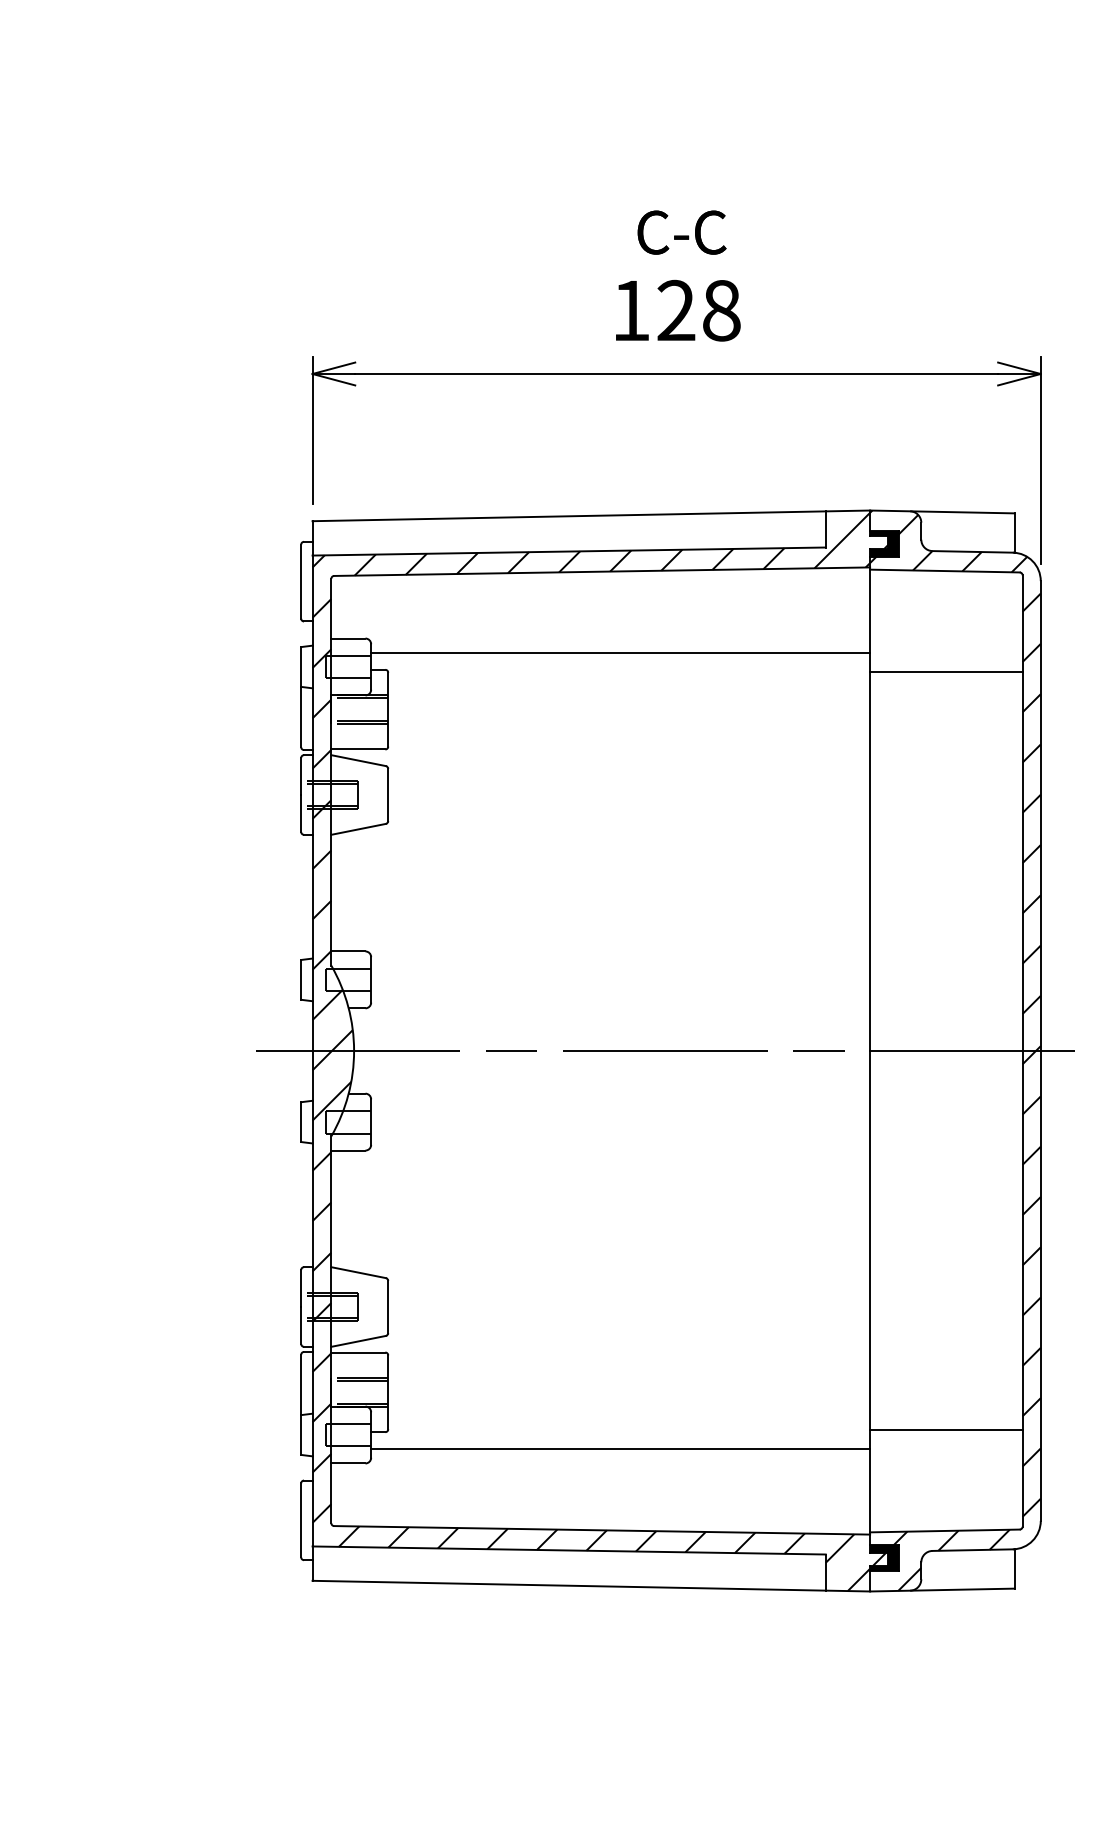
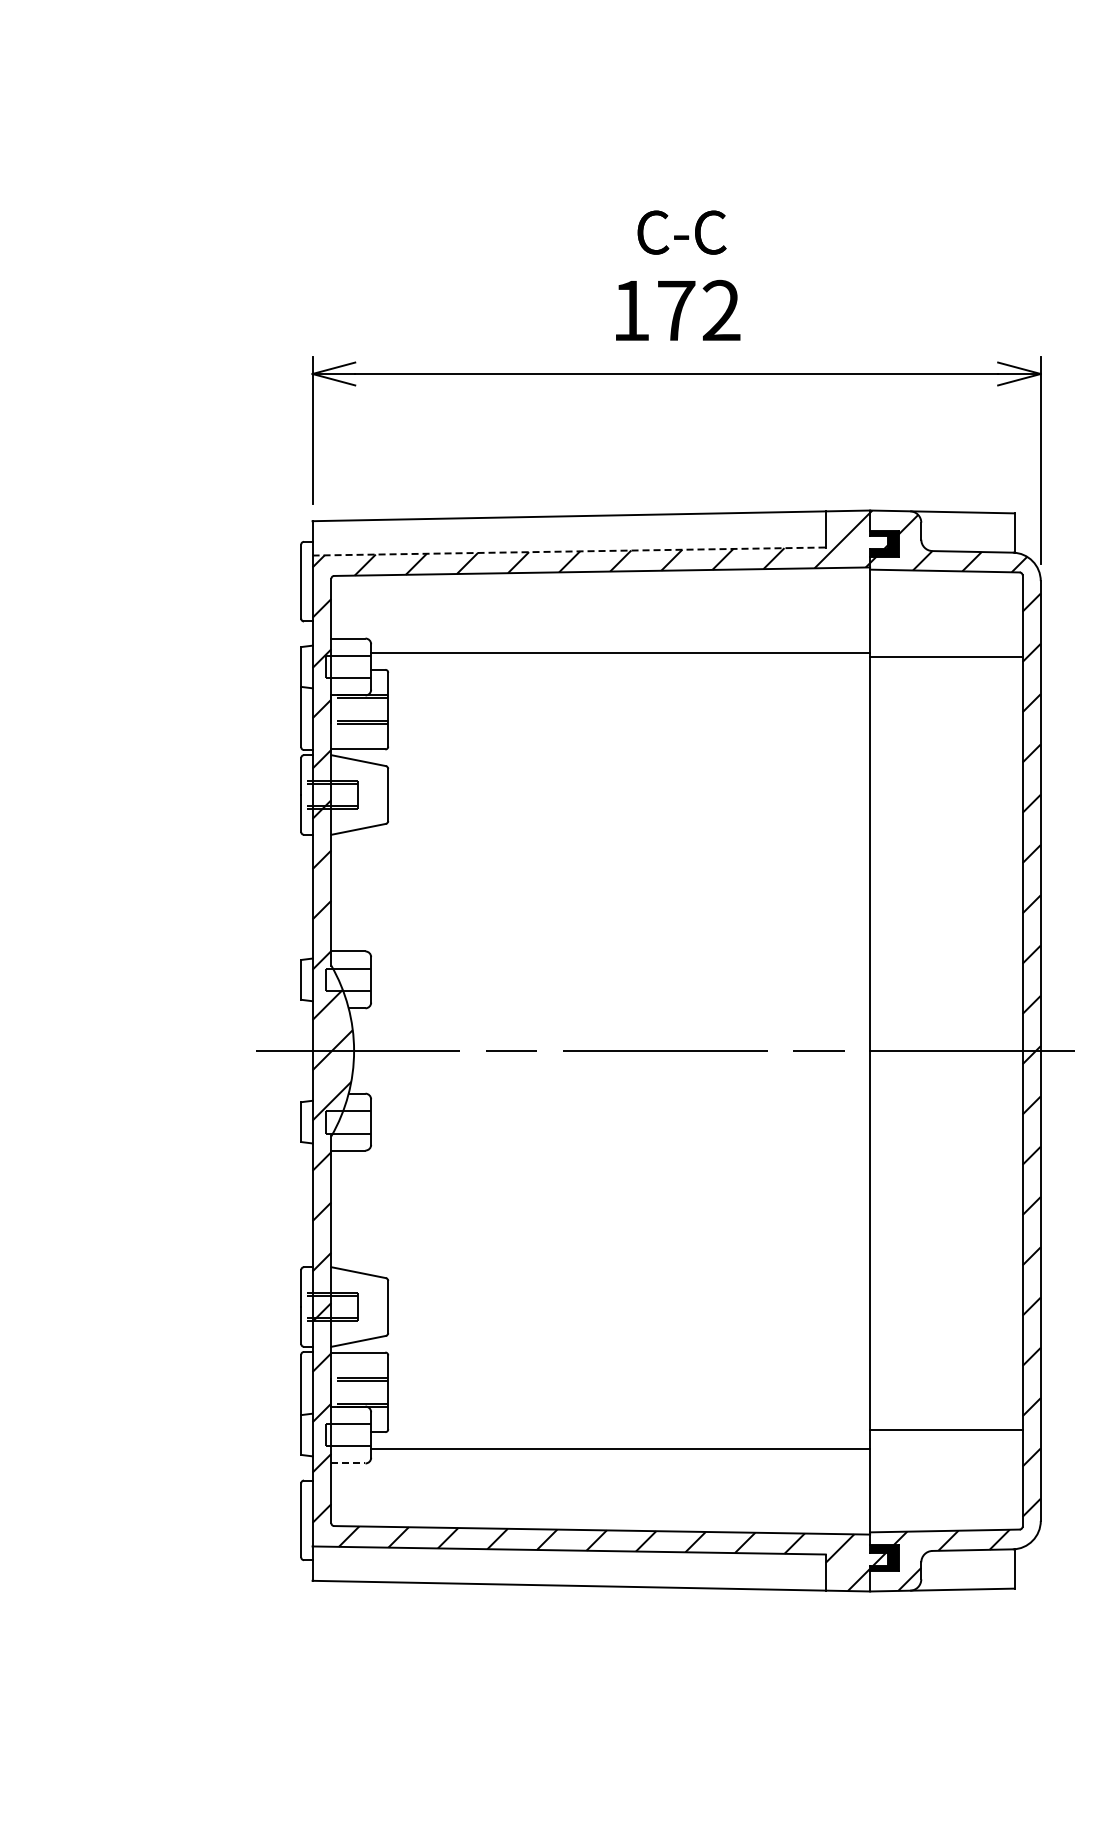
text: 128 -> 172 (698, 310)
line: solid -> dashed (569, 551)
line position: (946, 672) -> (946, 657) (946, 657)
line: solid -> dashed (348, 1463)
